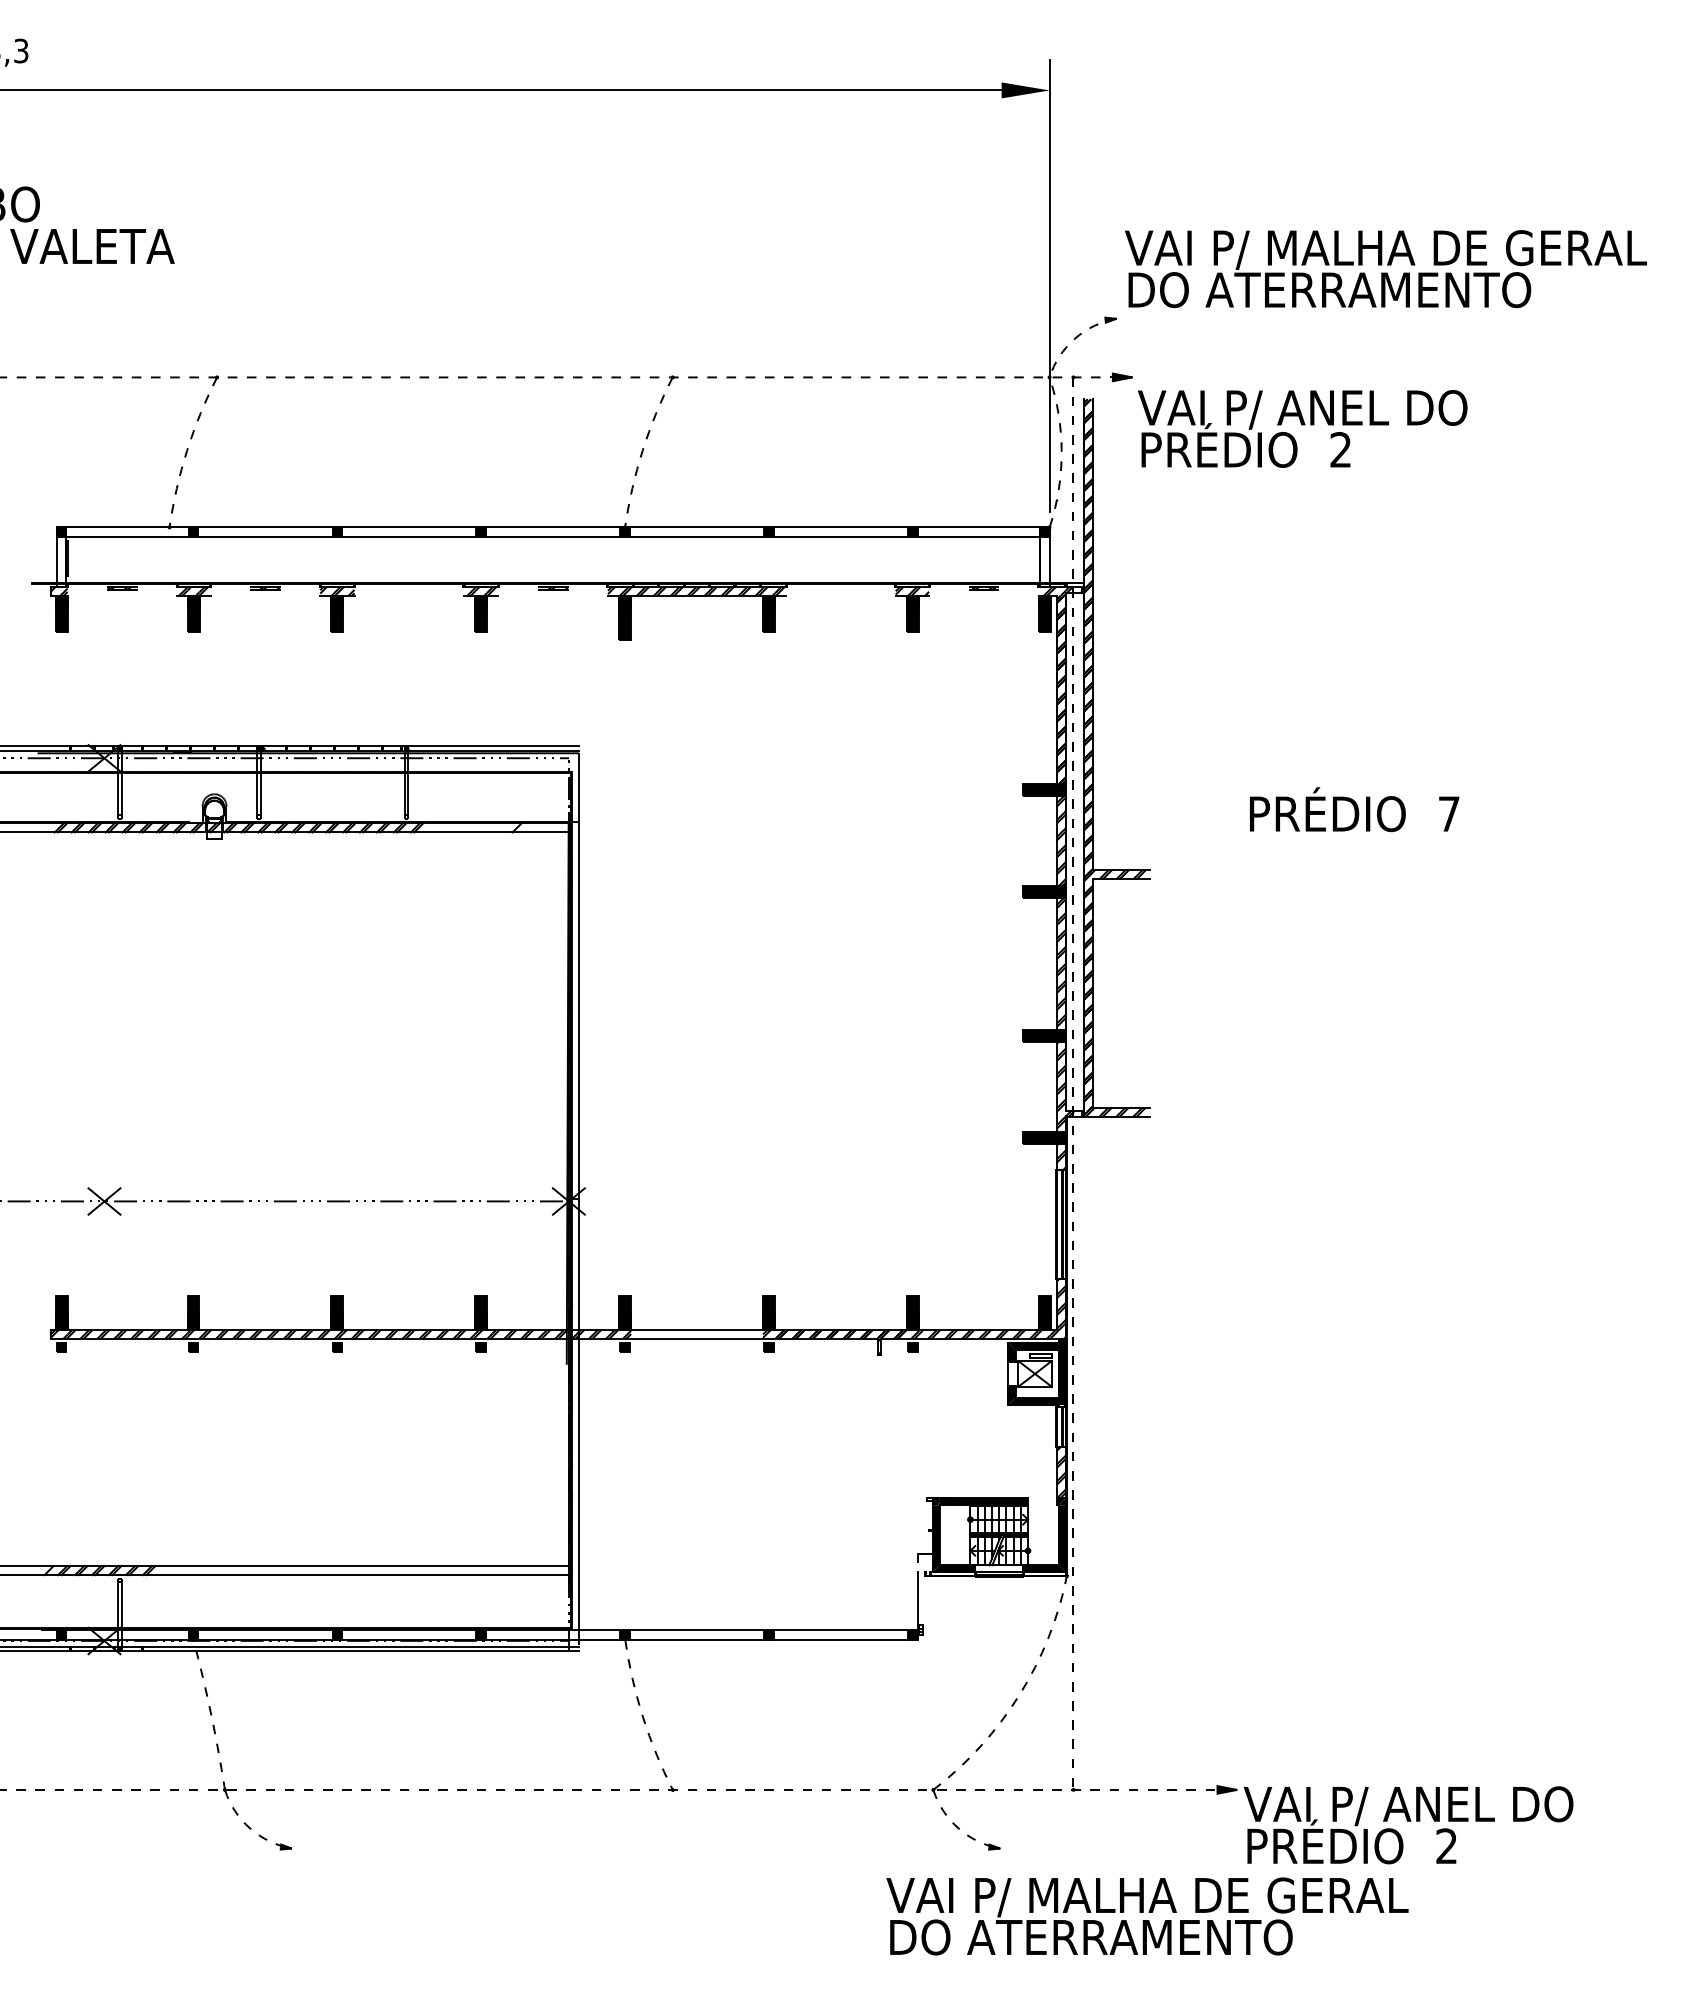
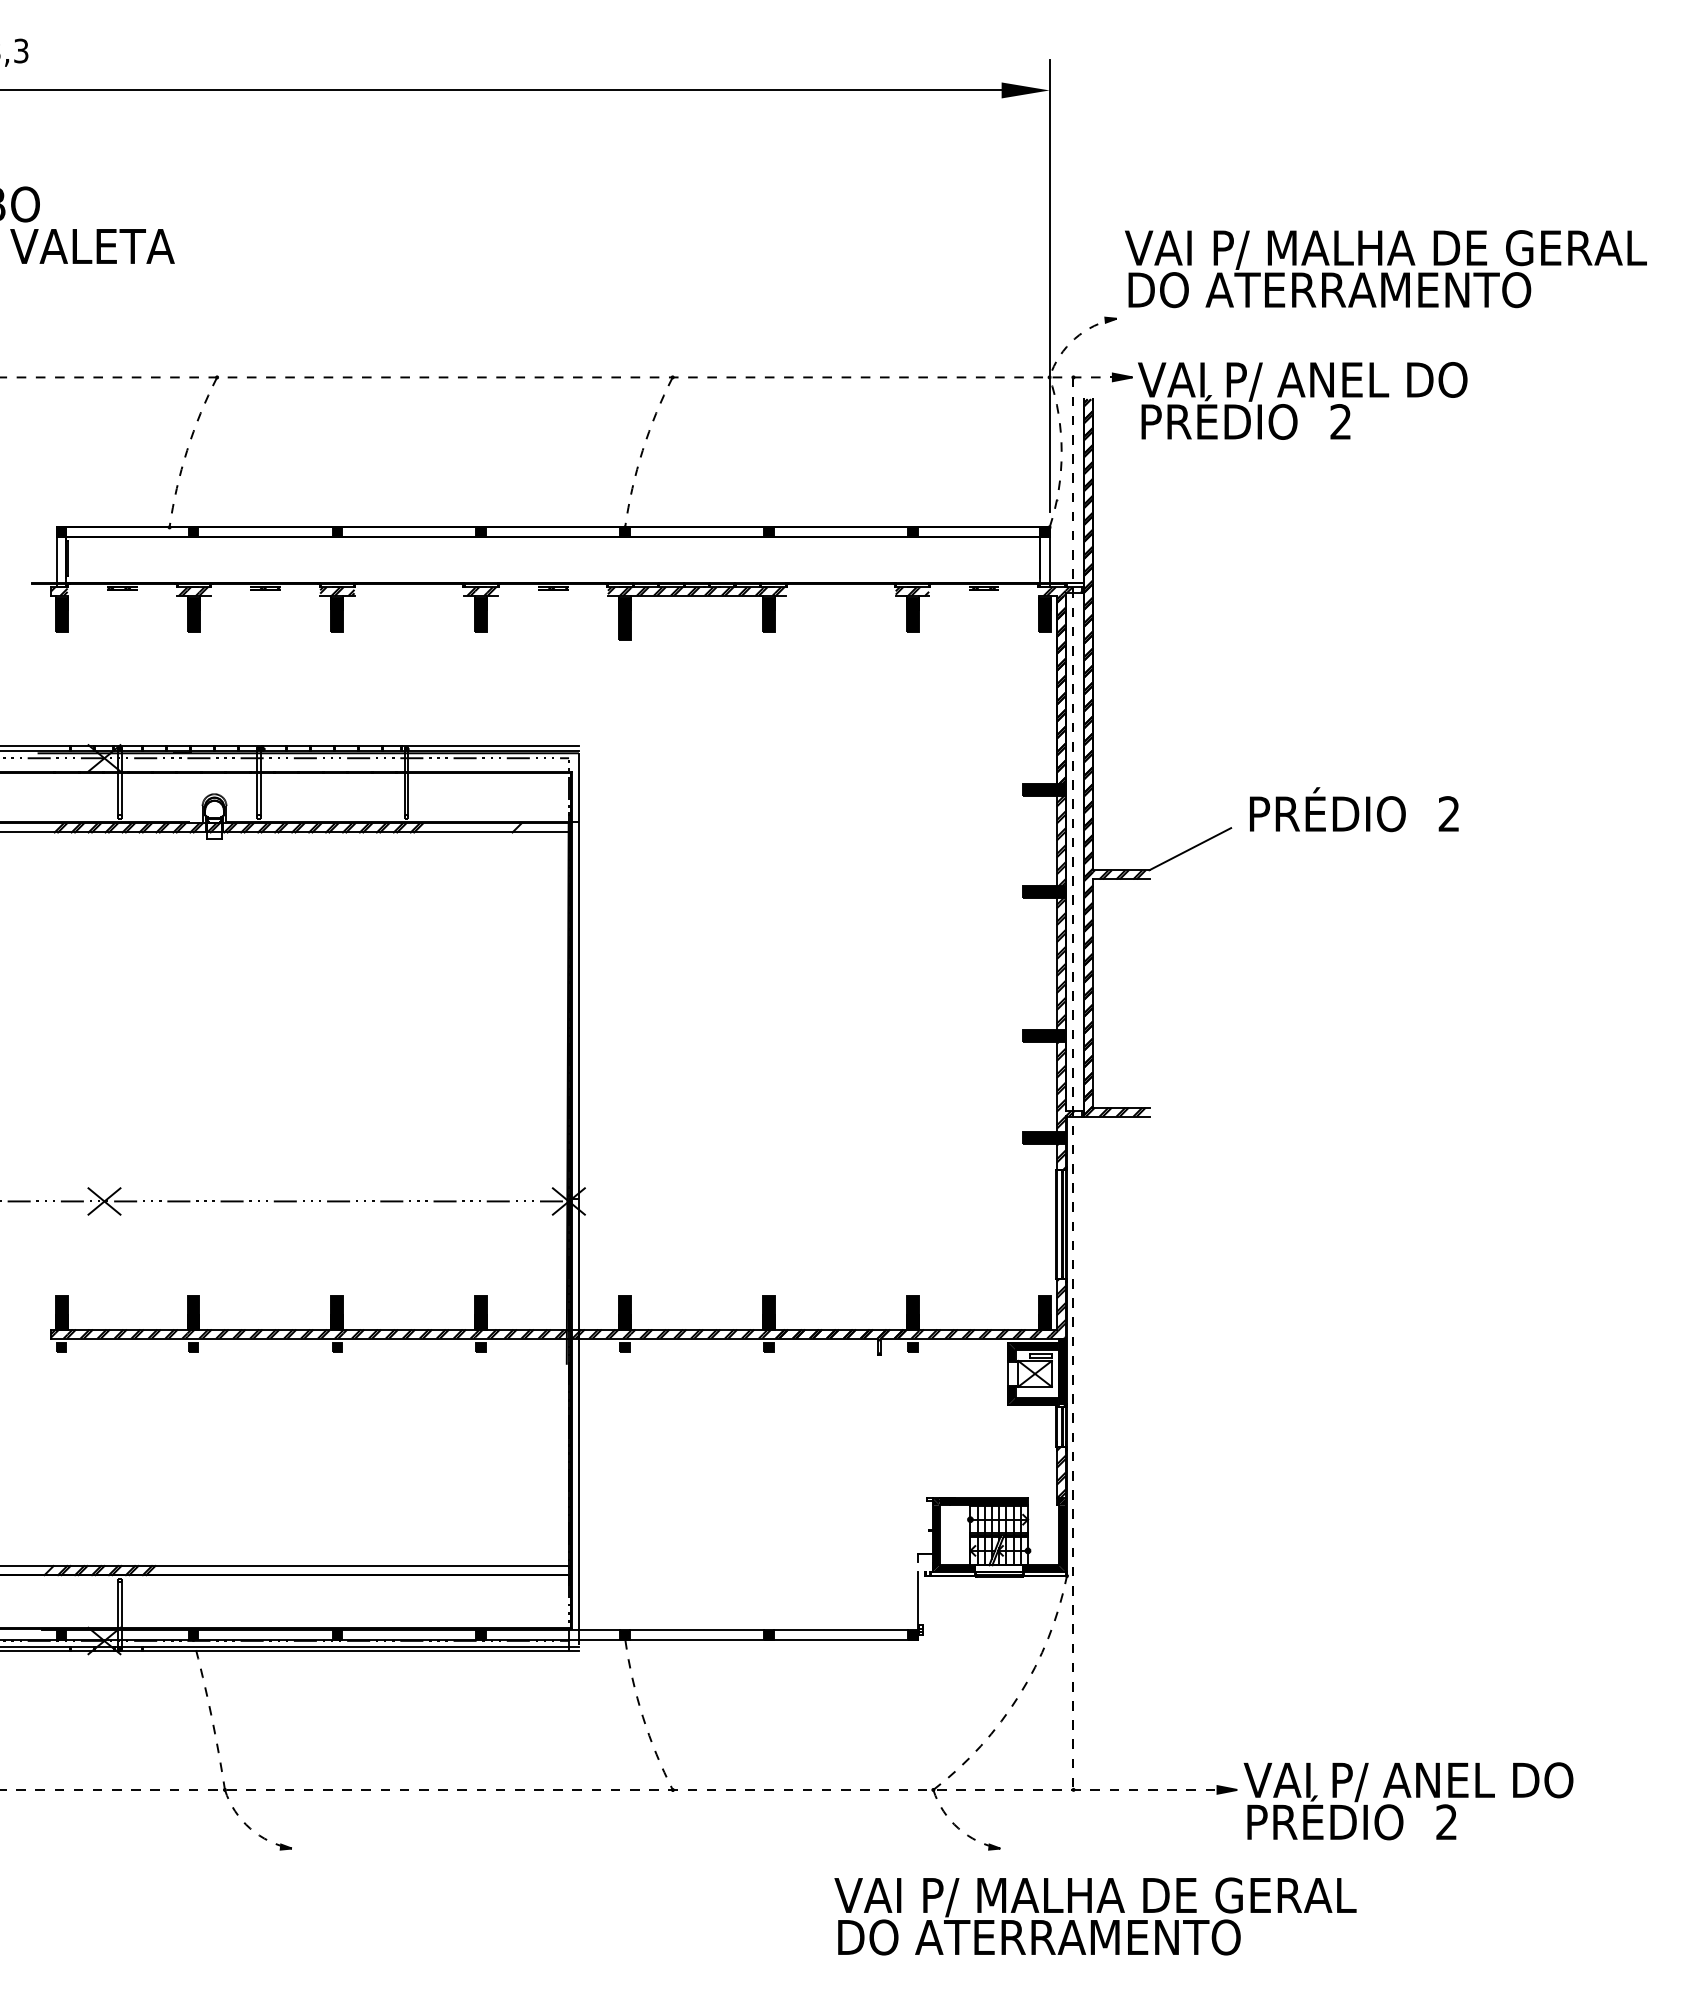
text position: (1302, 428) -> (1302, 400) (1302, 400)
text: 7 -> 2 (1448, 813)
line: none -> present (1190, 849)
hatch: none -> present (697, 1333)
text position: (1408, 1825) -> (1408, 1801) (1408, 1801)
text position: (1147, 1916) -> (1095, 1916) (1095, 1916)
